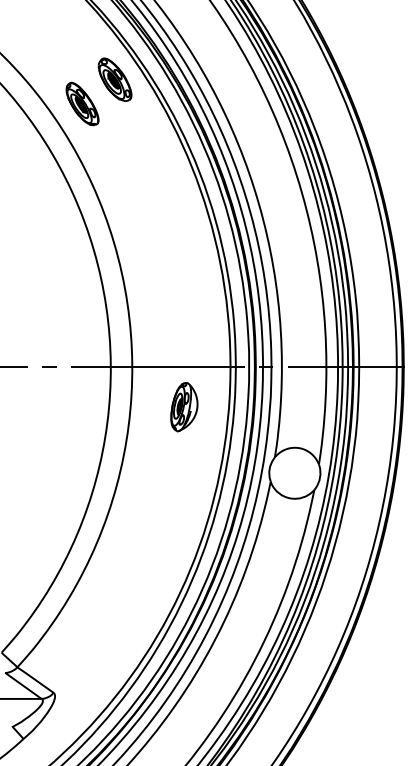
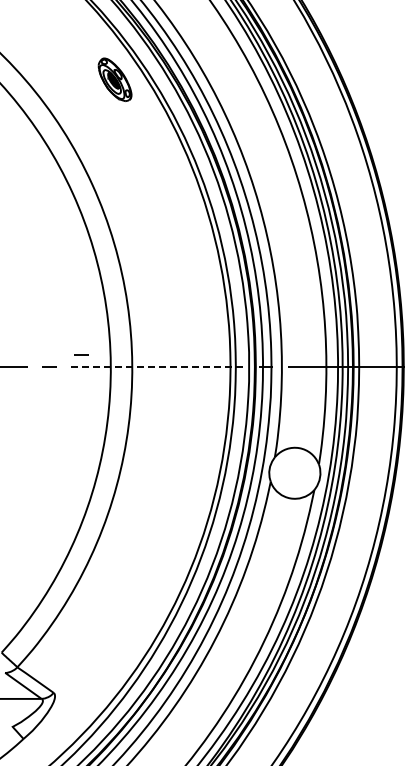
part: present -> none (82, 103)
line: none -> present (81, 354)
line: solid -> dashed (157, 366)
part: present -> none (184, 407)
